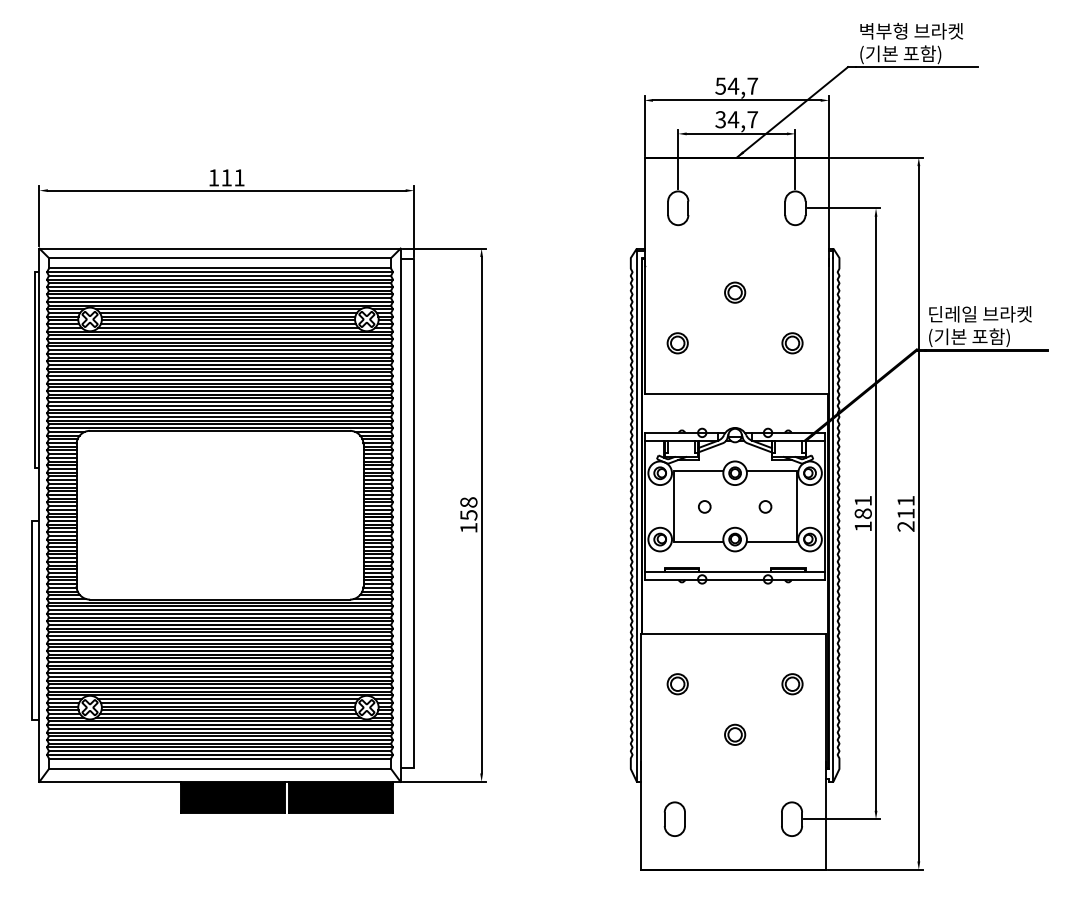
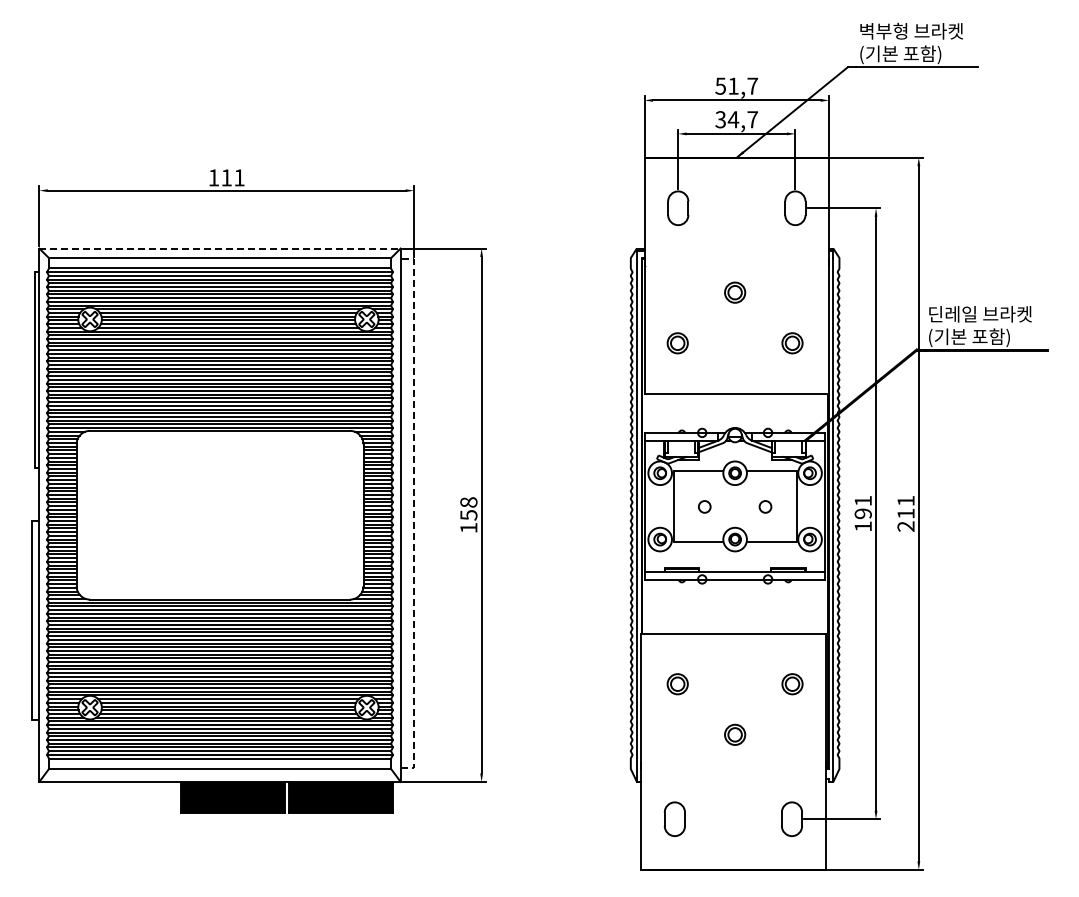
text: 54,7 -> 51,7 (733, 85)
line: solid -> dashed (220, 248)
line: solid -> dashed (414, 513)
text: 181 -> 191 (862, 513)
